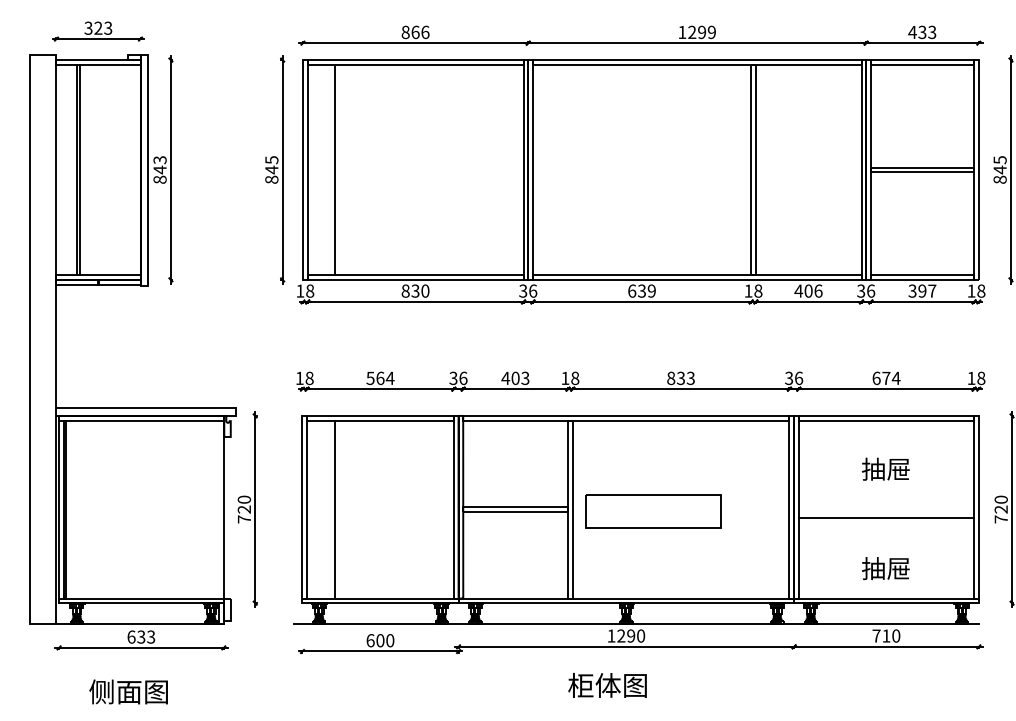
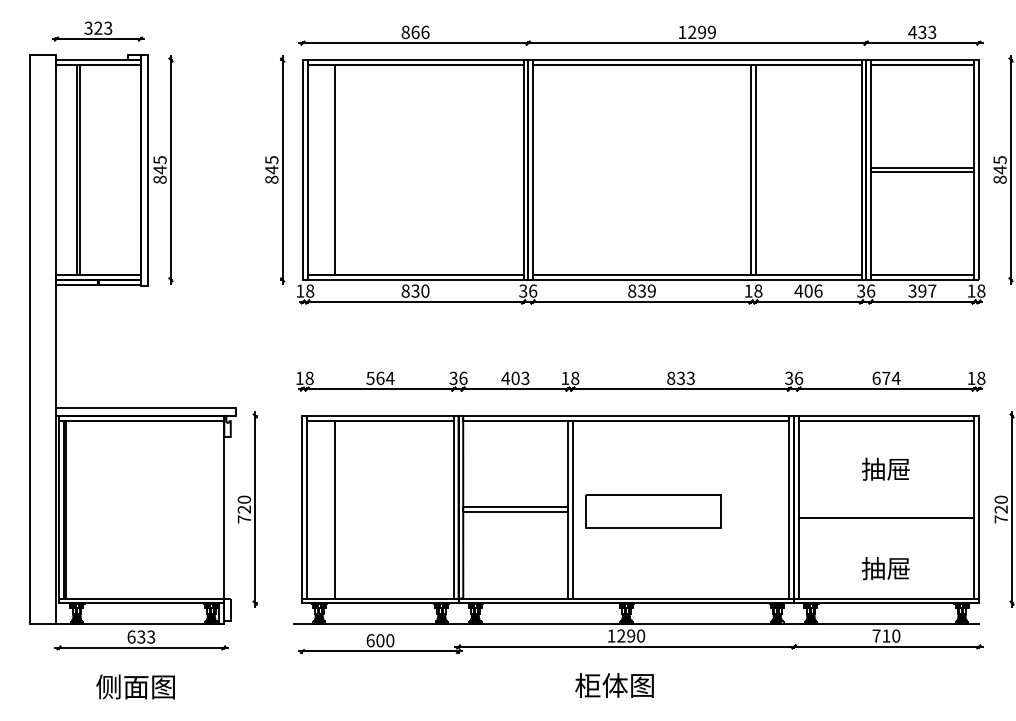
text: 843 -> 845 (159, 159)
text: 639 -> 839 (632, 290)
text position: (607, 685) -> (614, 685) (614, 685)
text position: (128, 691) -> (135, 686) (135, 686)
